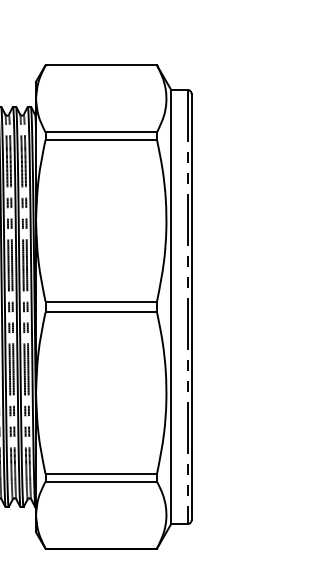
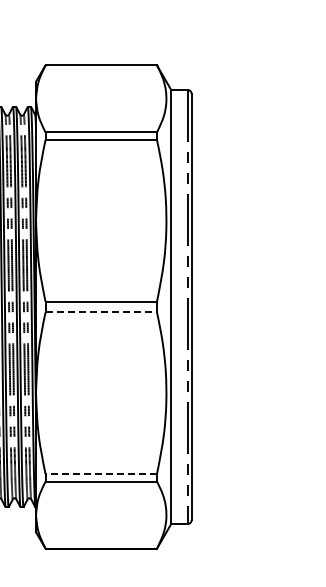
line: solid -> dashed (101, 312)
line: solid -> dashed (101, 473)
